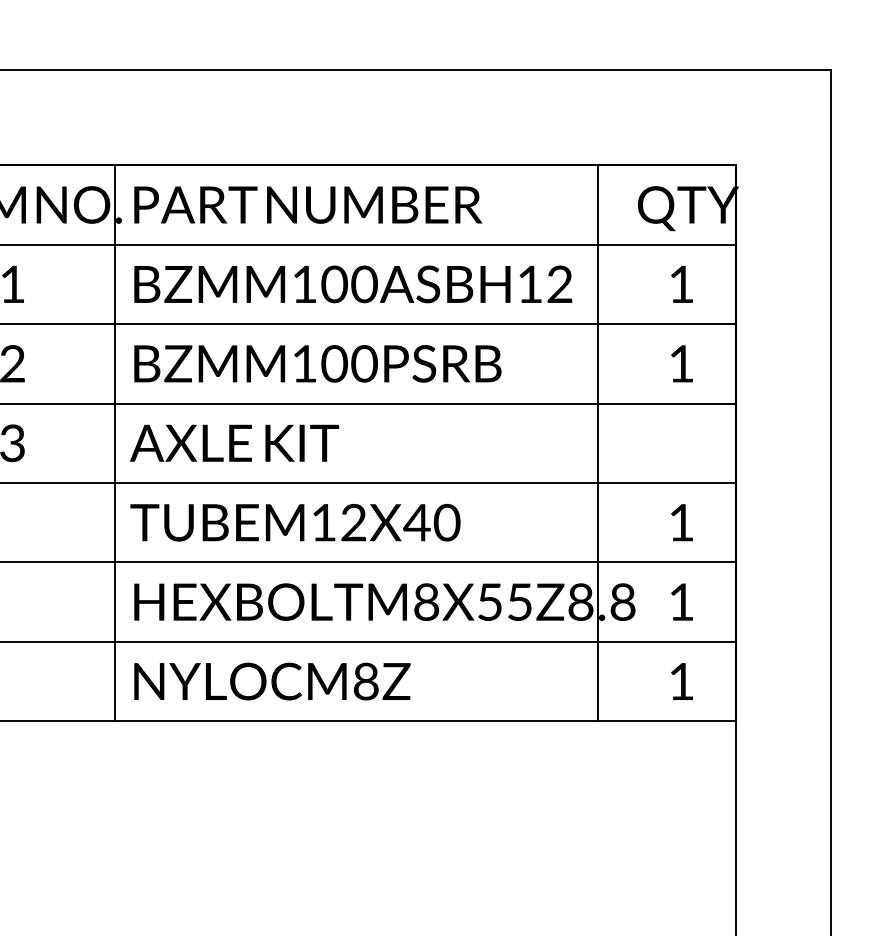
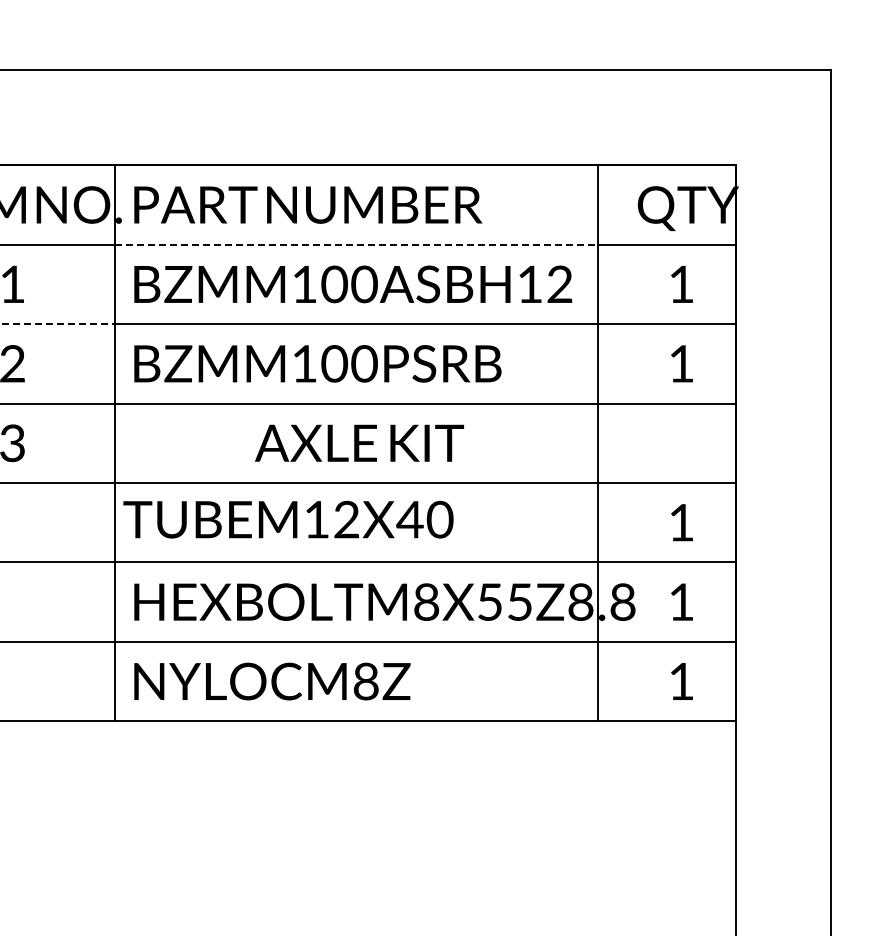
line: solid -> dashed (357, 244)
line: solid -> dashed (58, 324)
text position: (234, 442) -> (359, 442) (359, 442)
text position: (295, 522) -> (288, 519) (288, 519)
